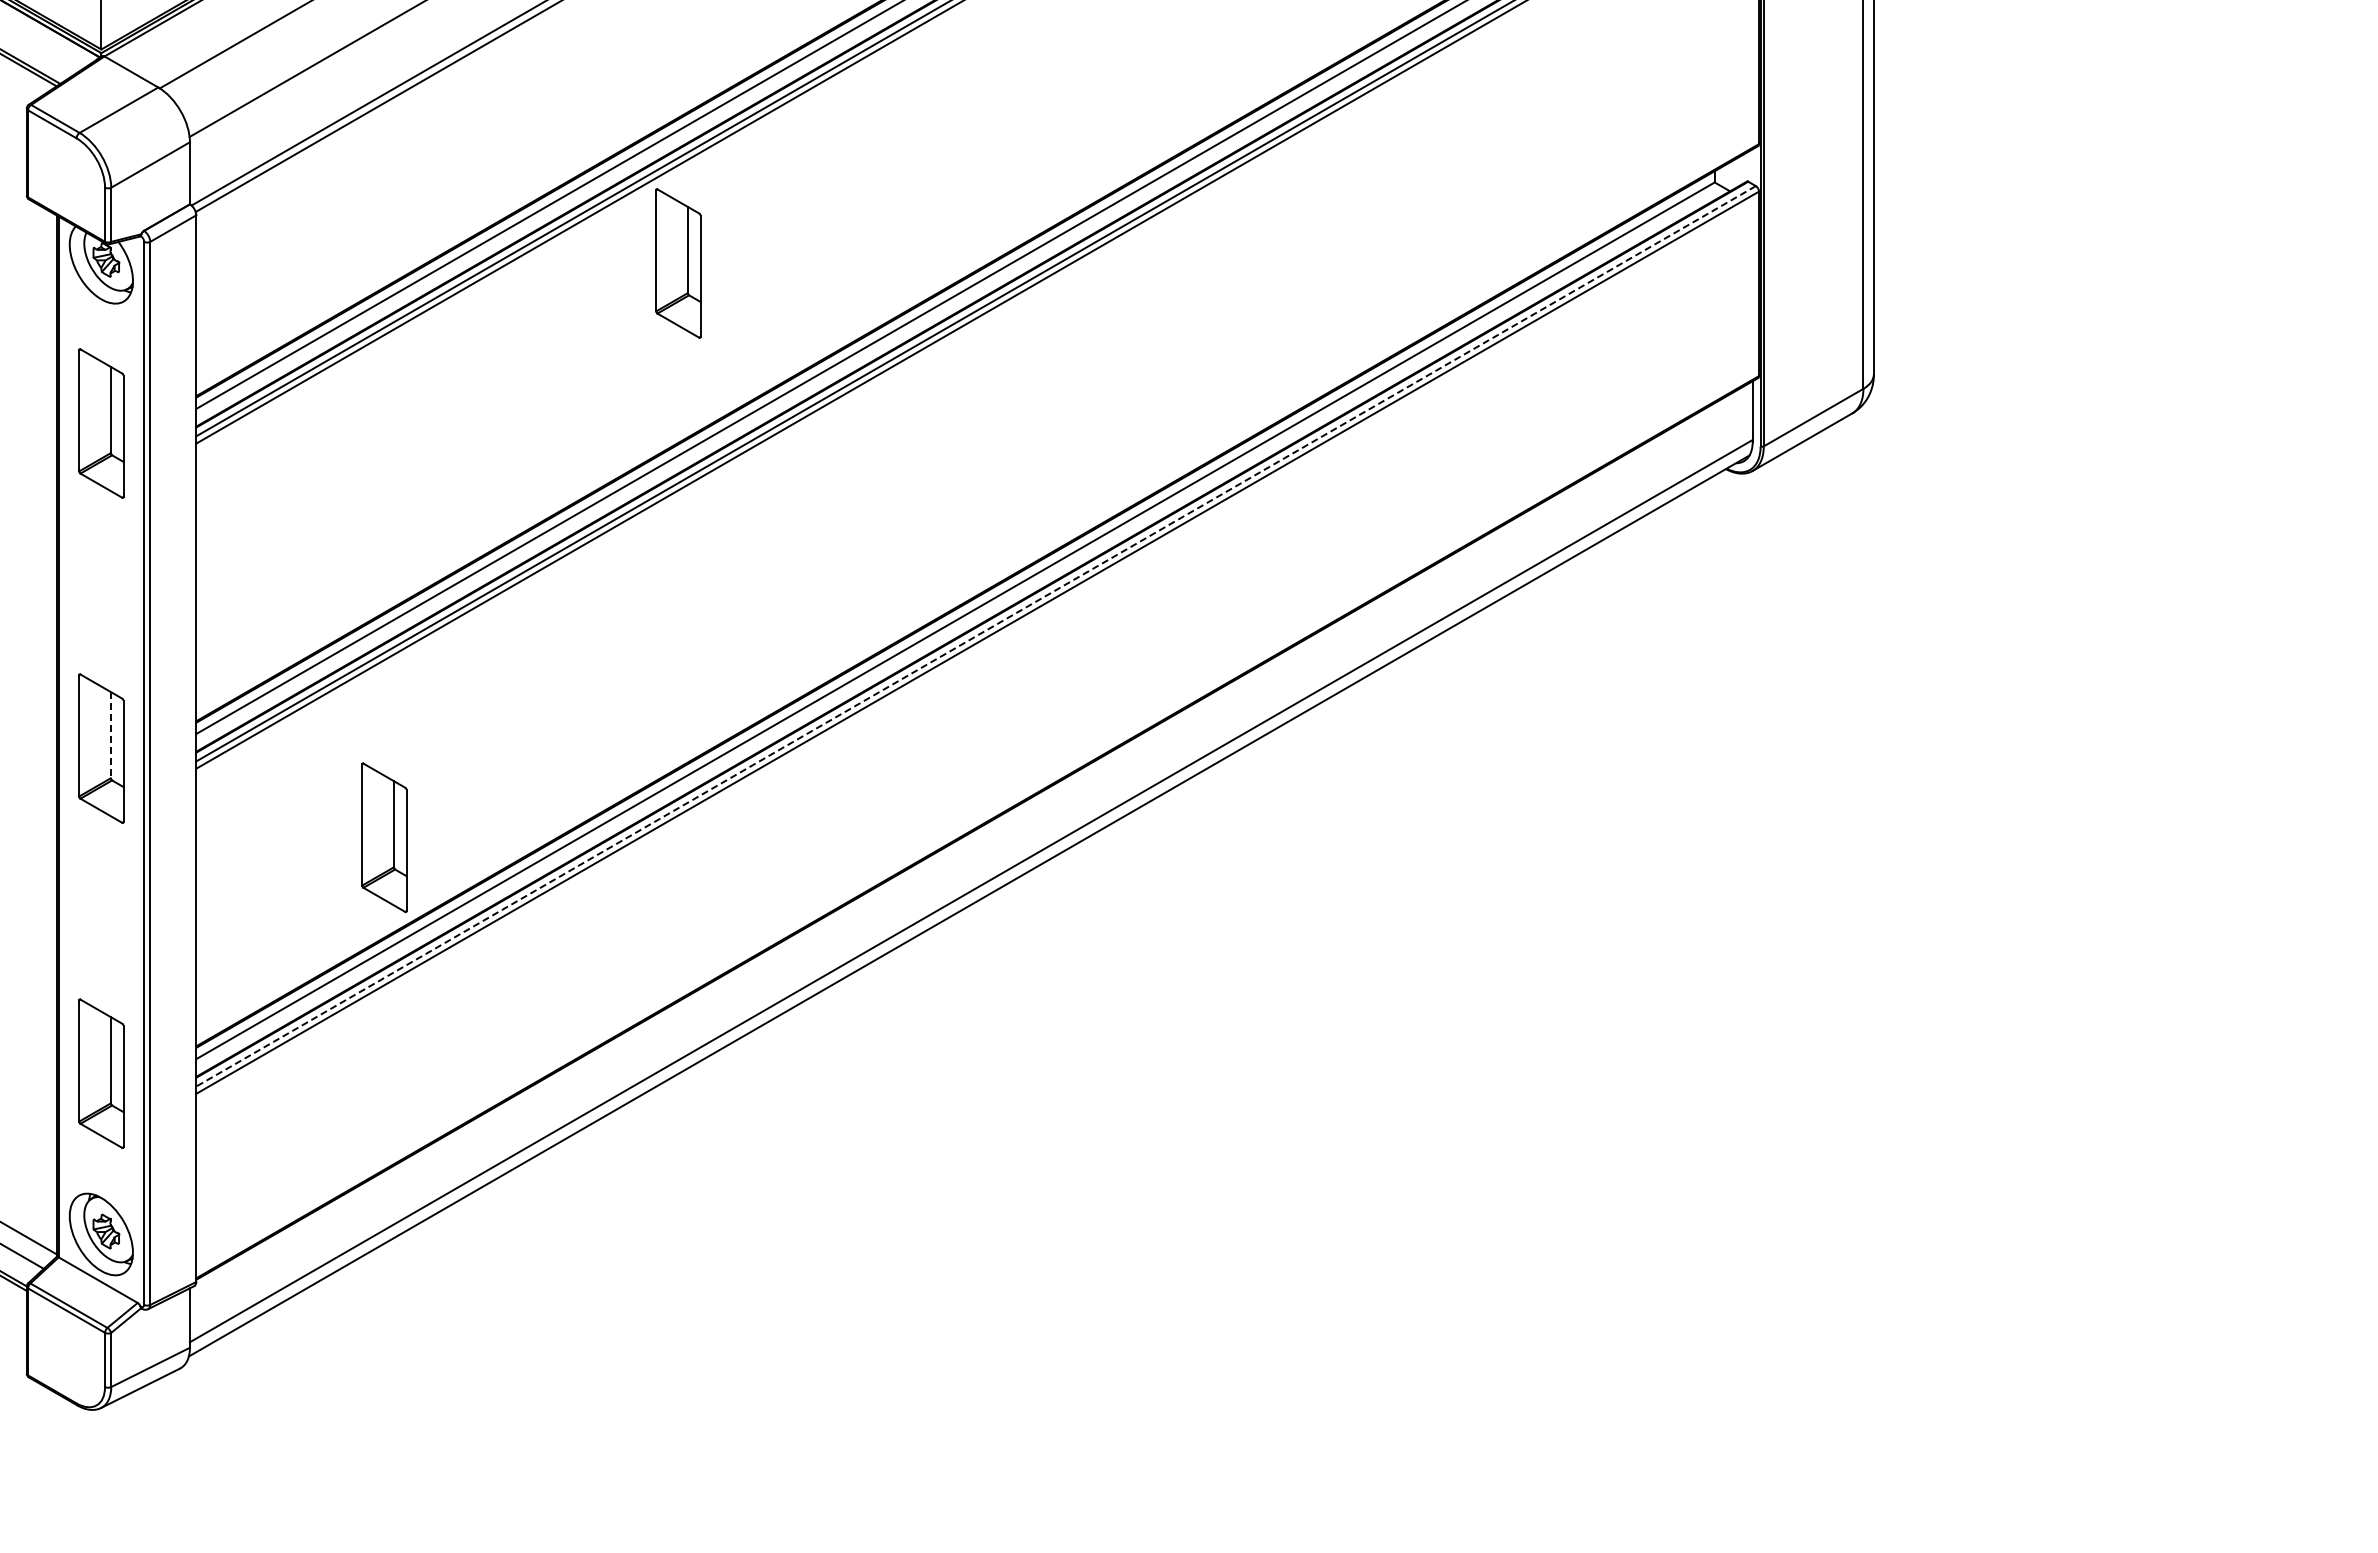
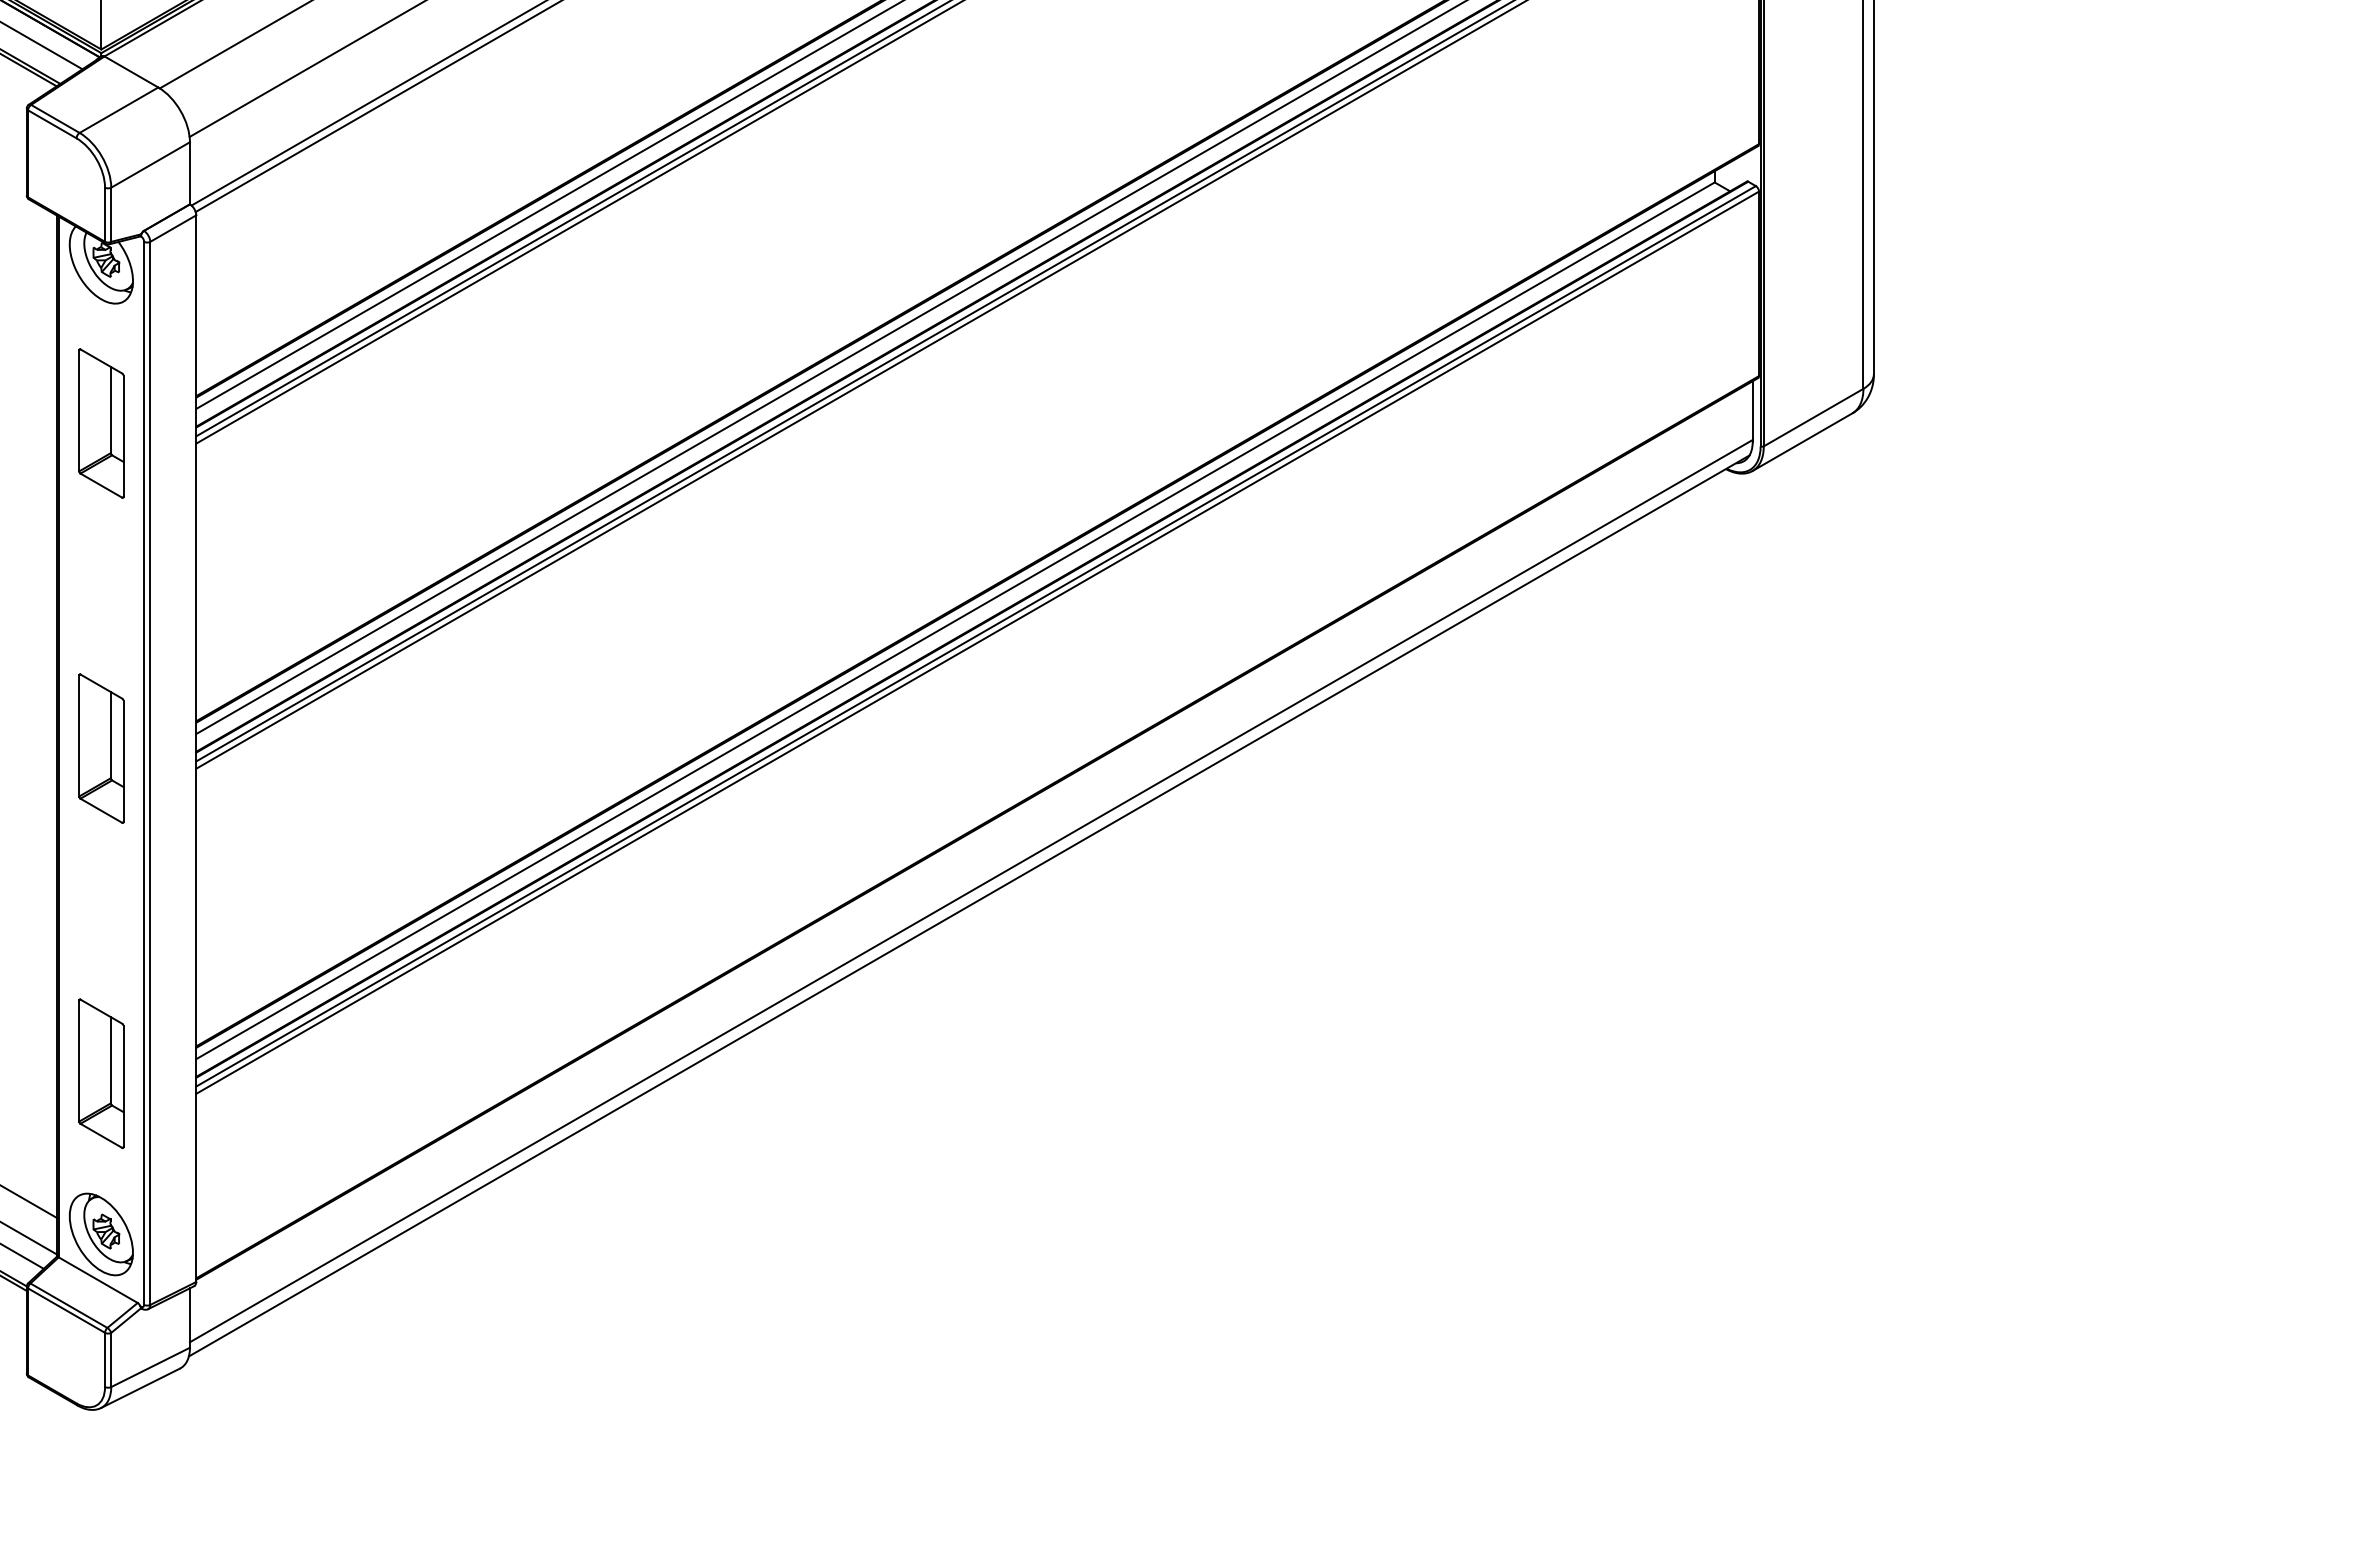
line: none -> present (42, 46)
part: present -> none (678, 263)
line: dashed -> solid (975, 636)
line: dashed -> solid (110, 735)
part: present -> none (384, 837)
line: none -> present (29, 1202)
